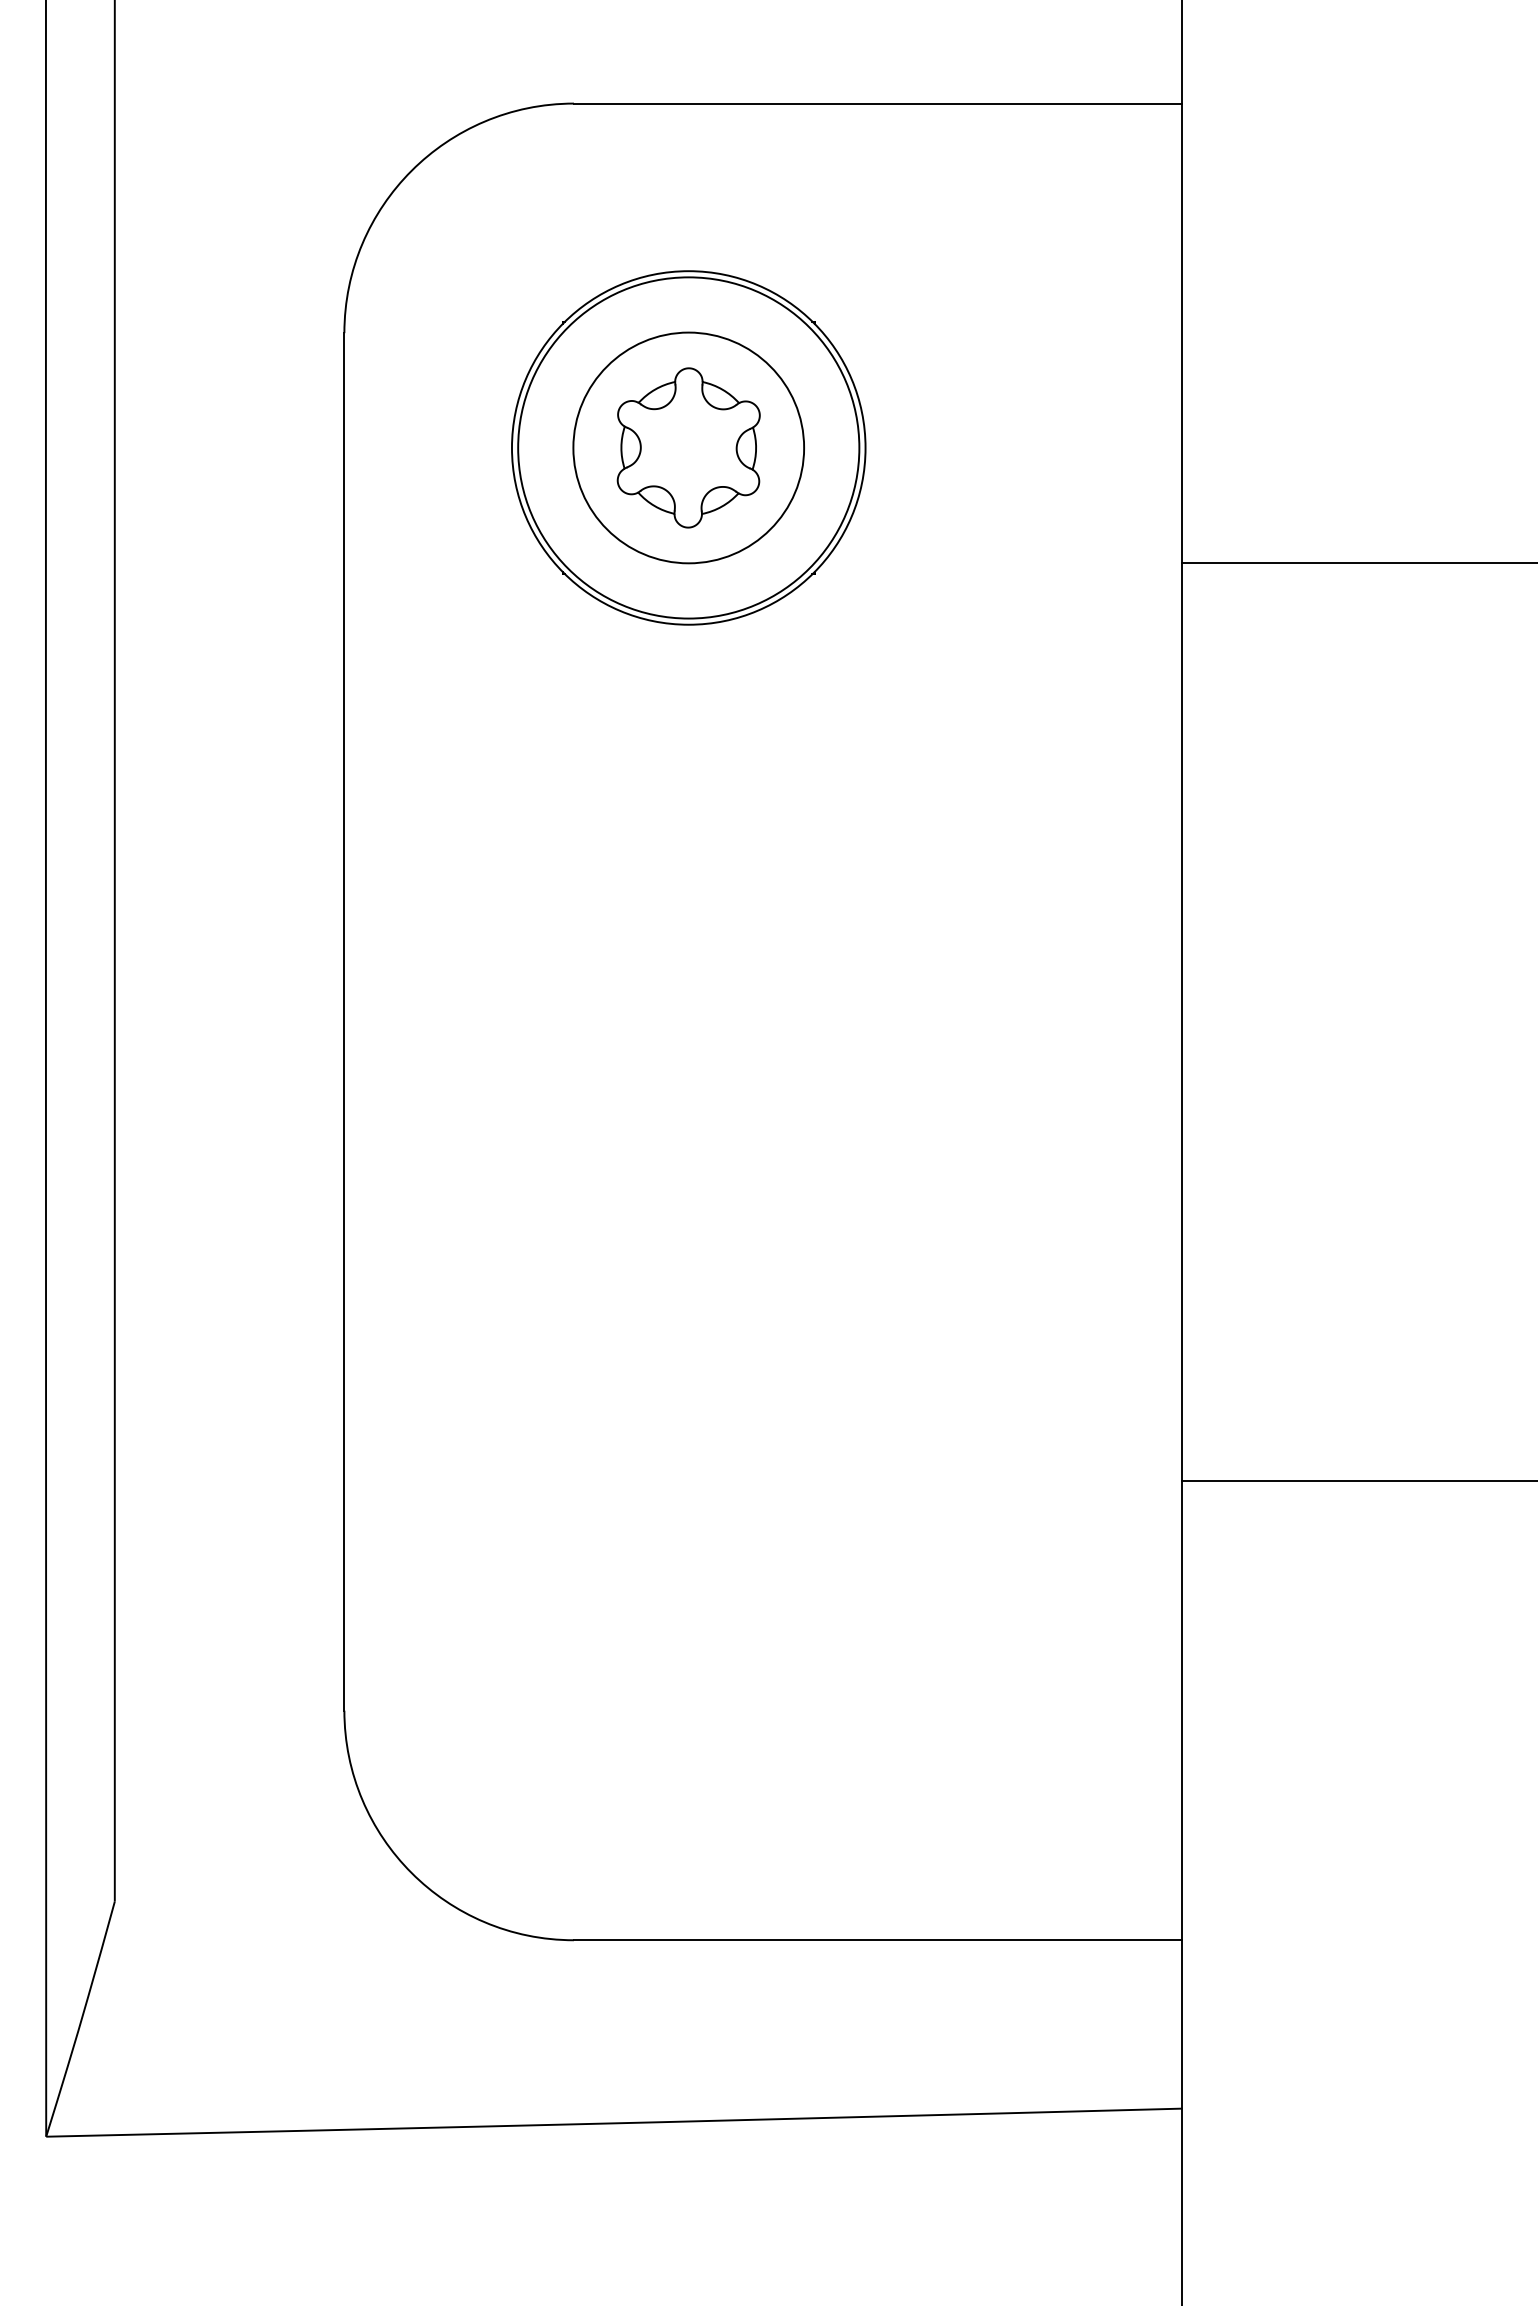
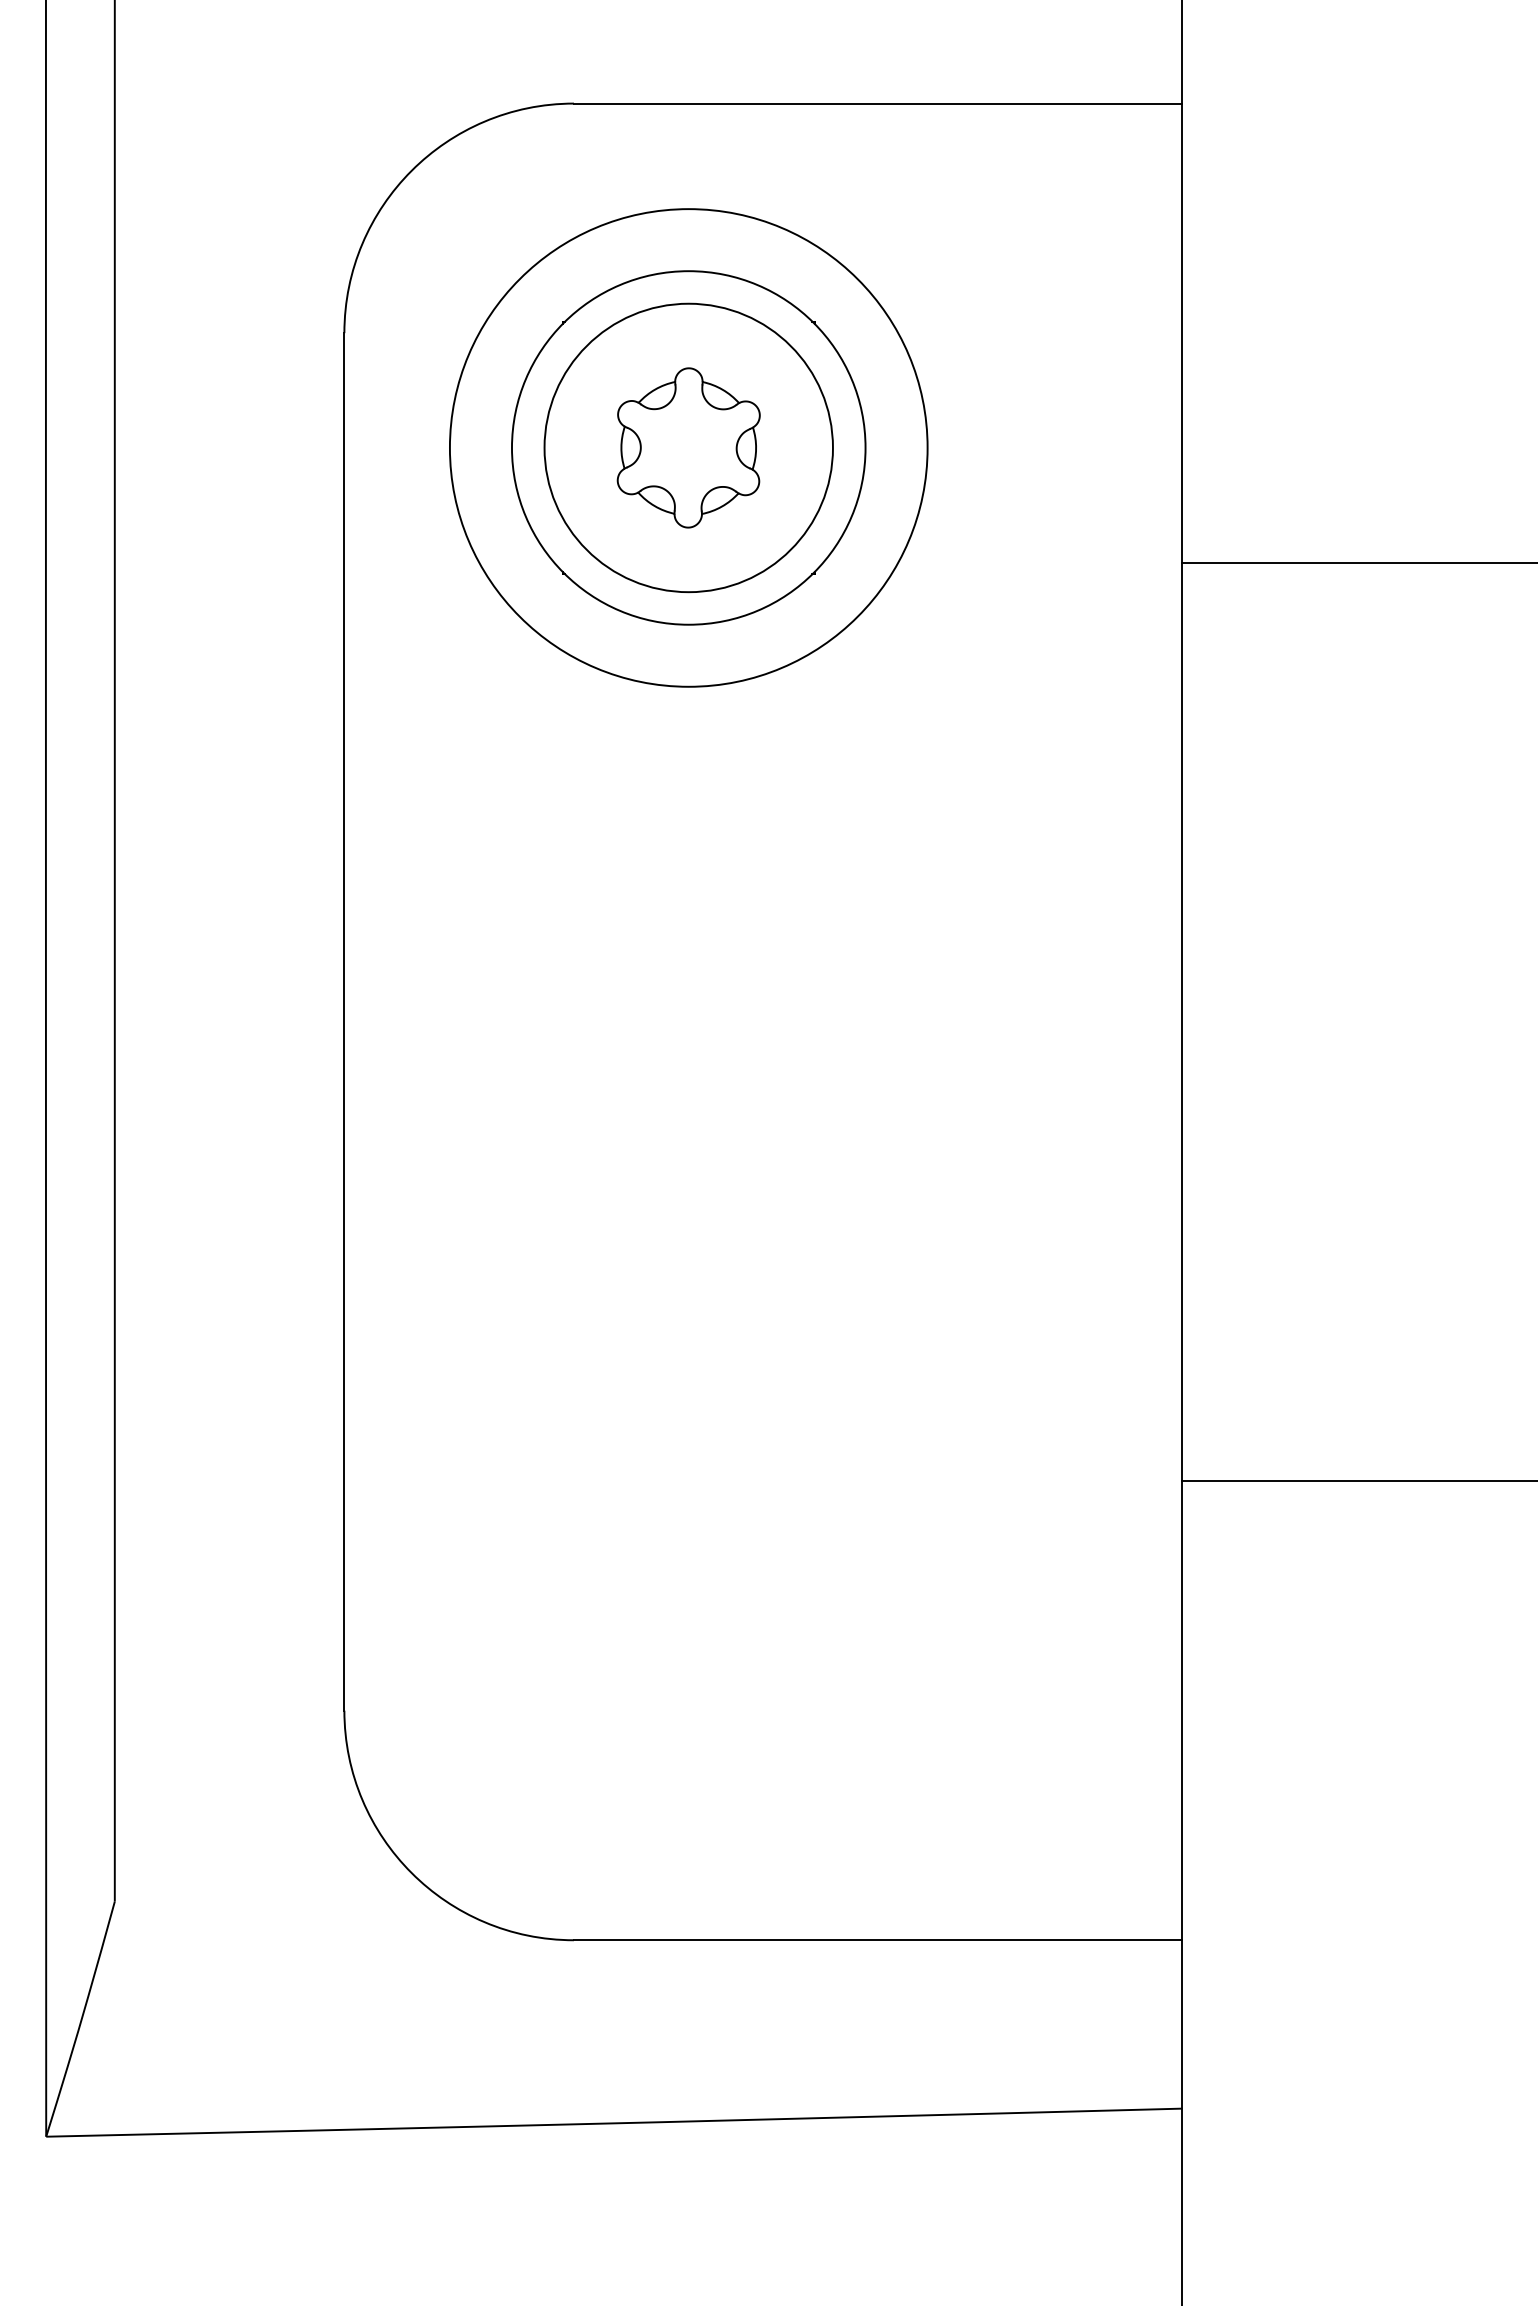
circle diameter: 231 px -> 288 px (688, 447)
circle diameter: 341 px -> 478 px (688, 447)
